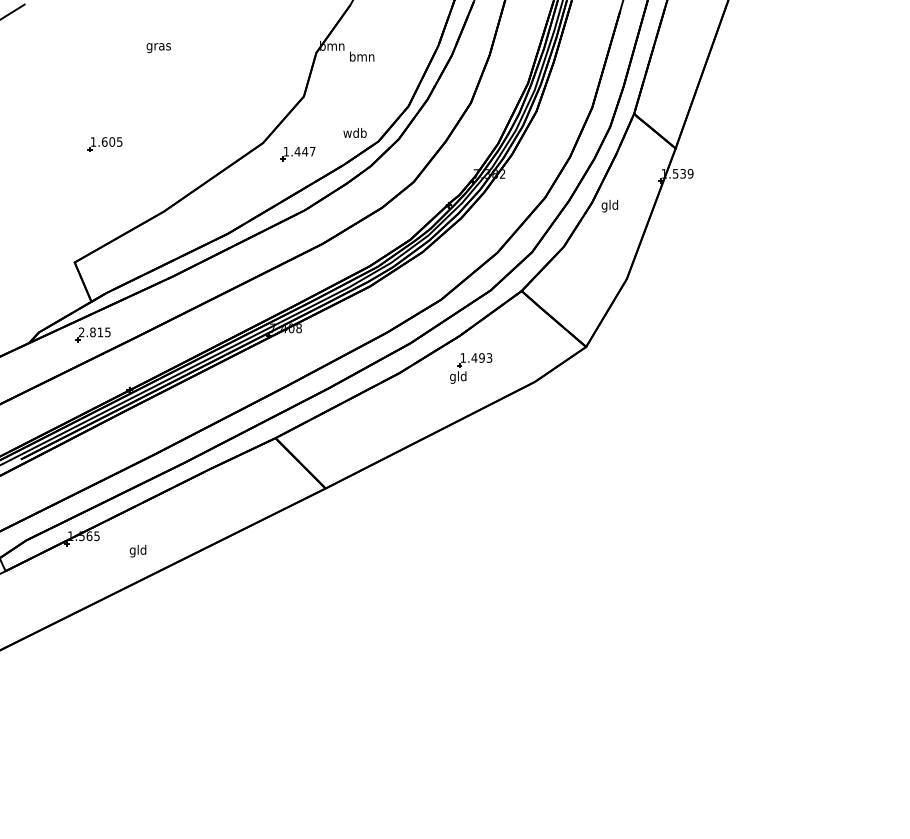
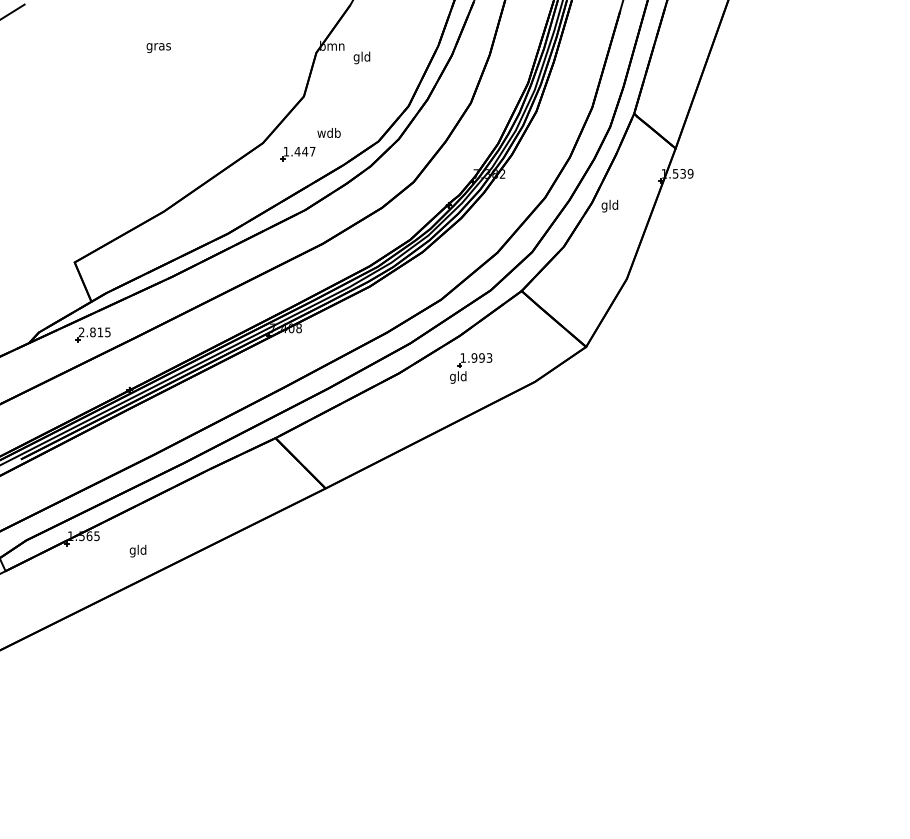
text: bmn -> gld (362, 57)
text position: (354, 132) -> (328, 132) (328, 132)
part: present -> none (104, 144)
text: 1.493 -> 1.993 (474, 357)
